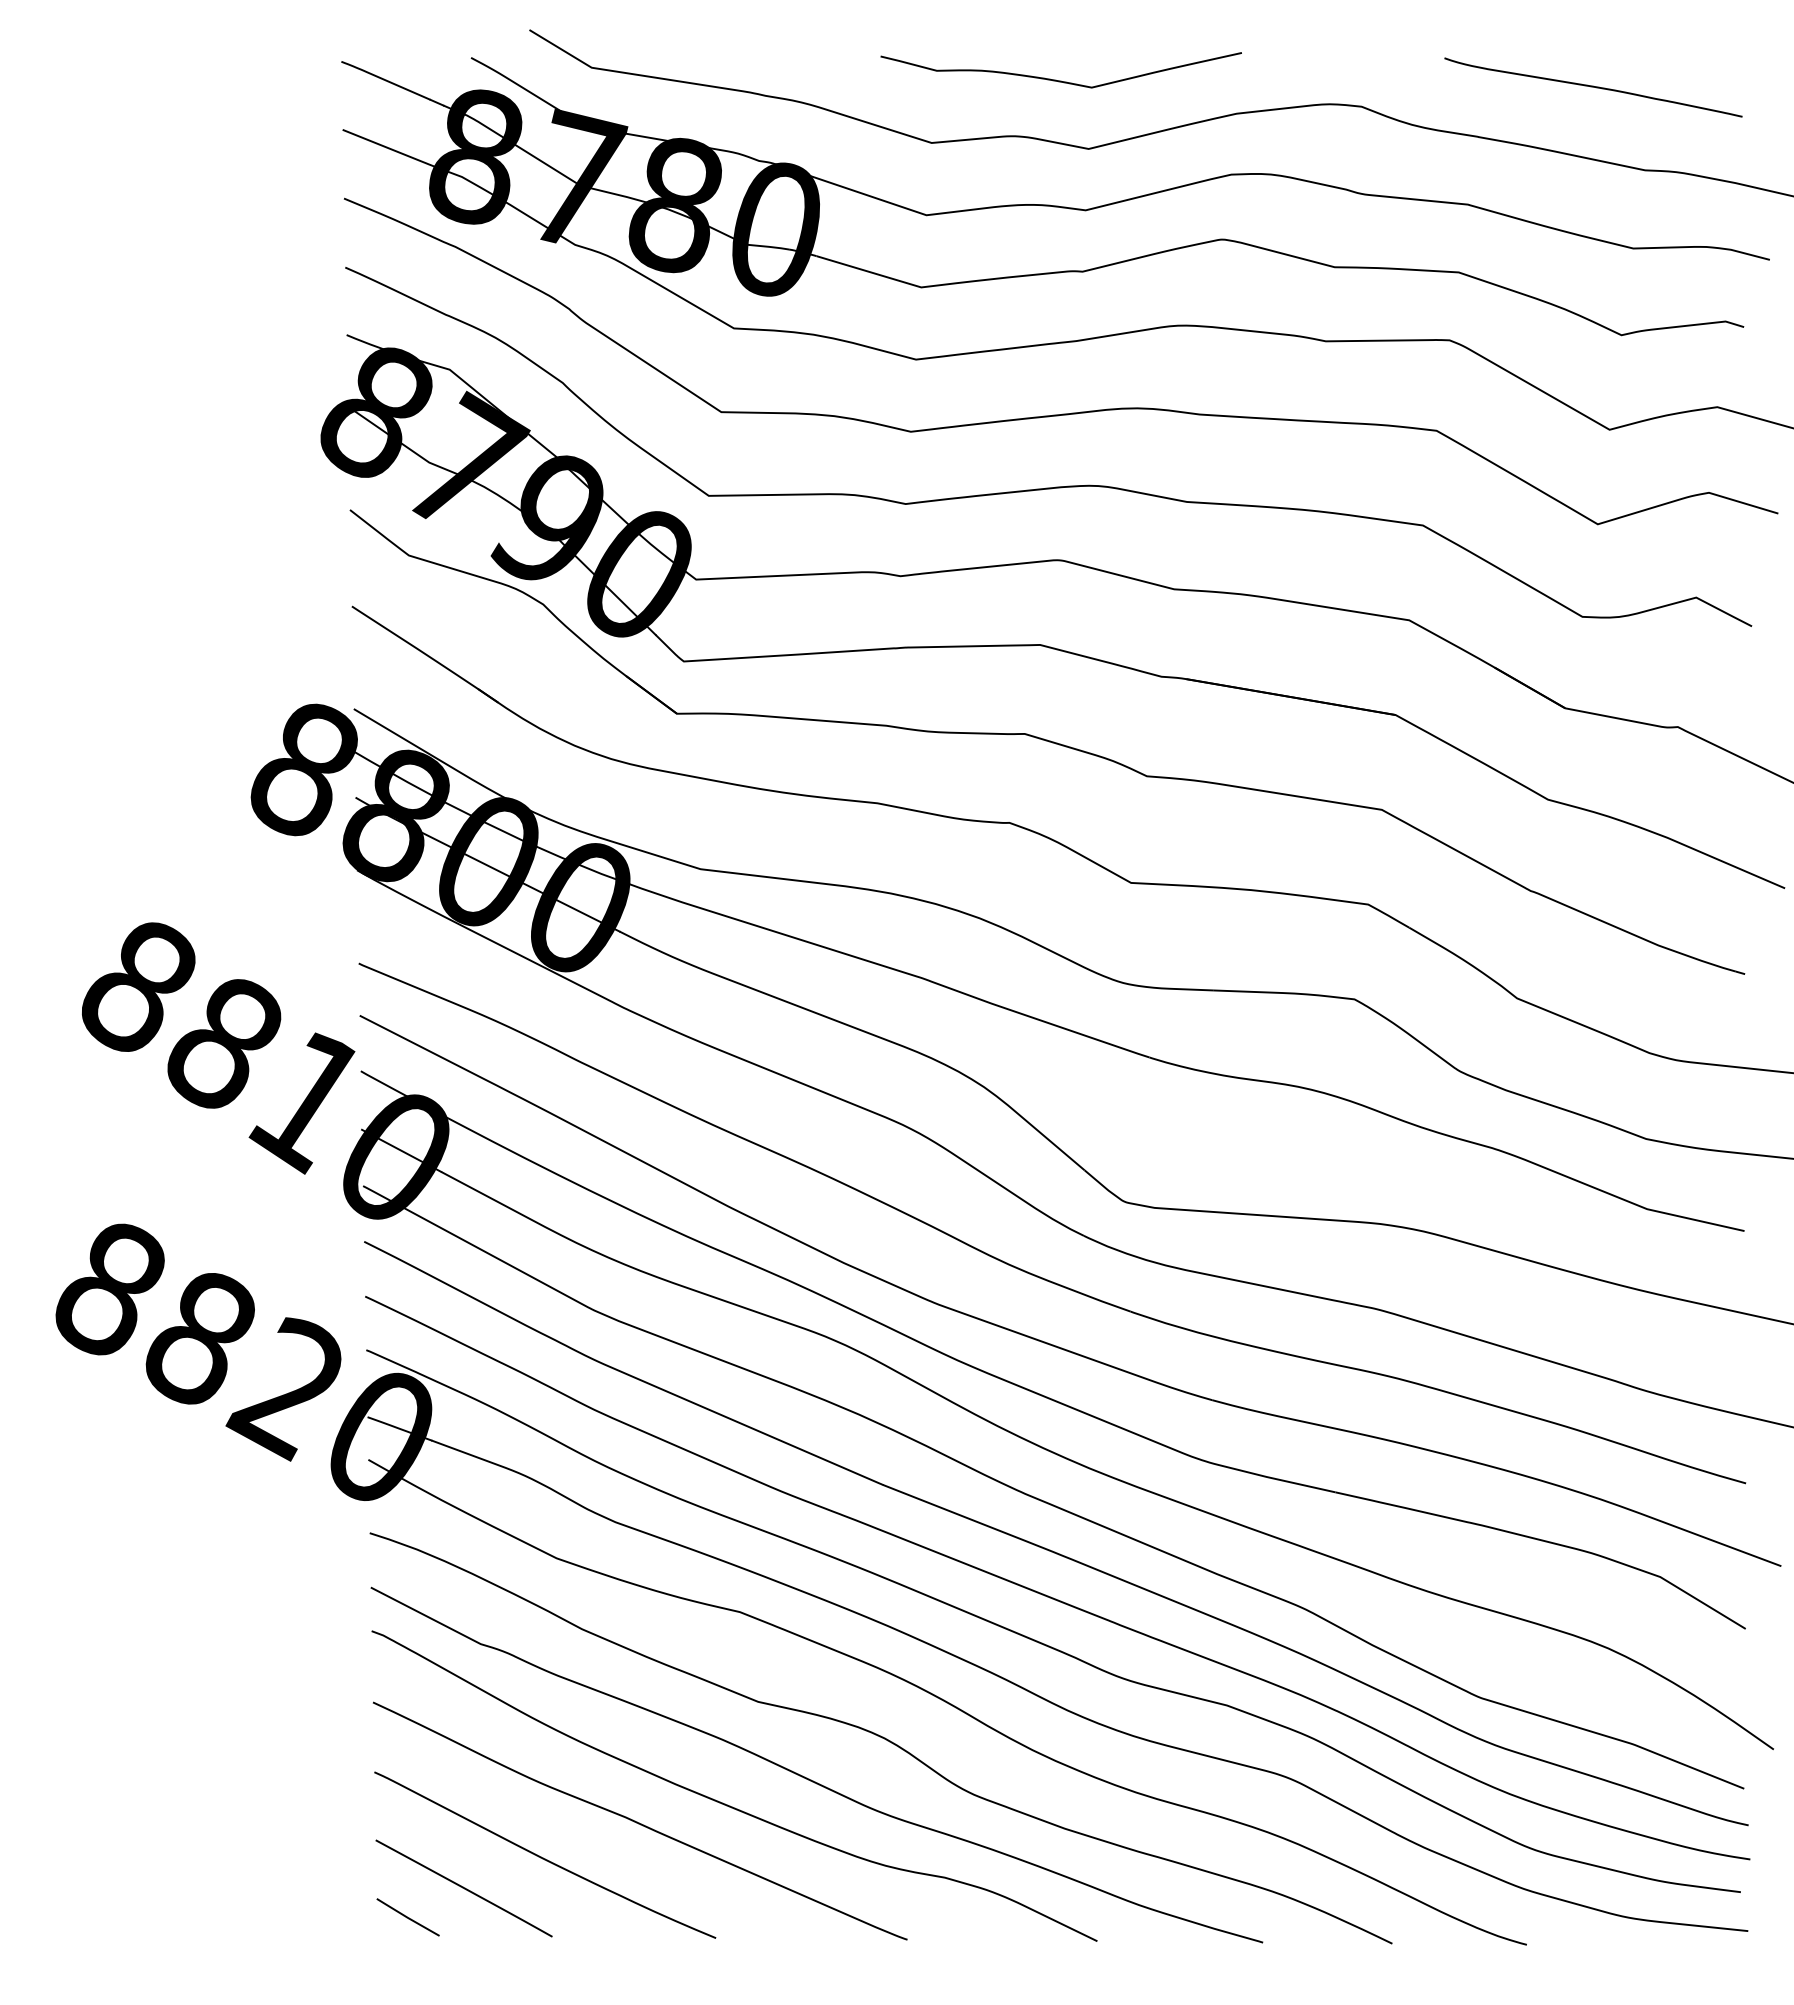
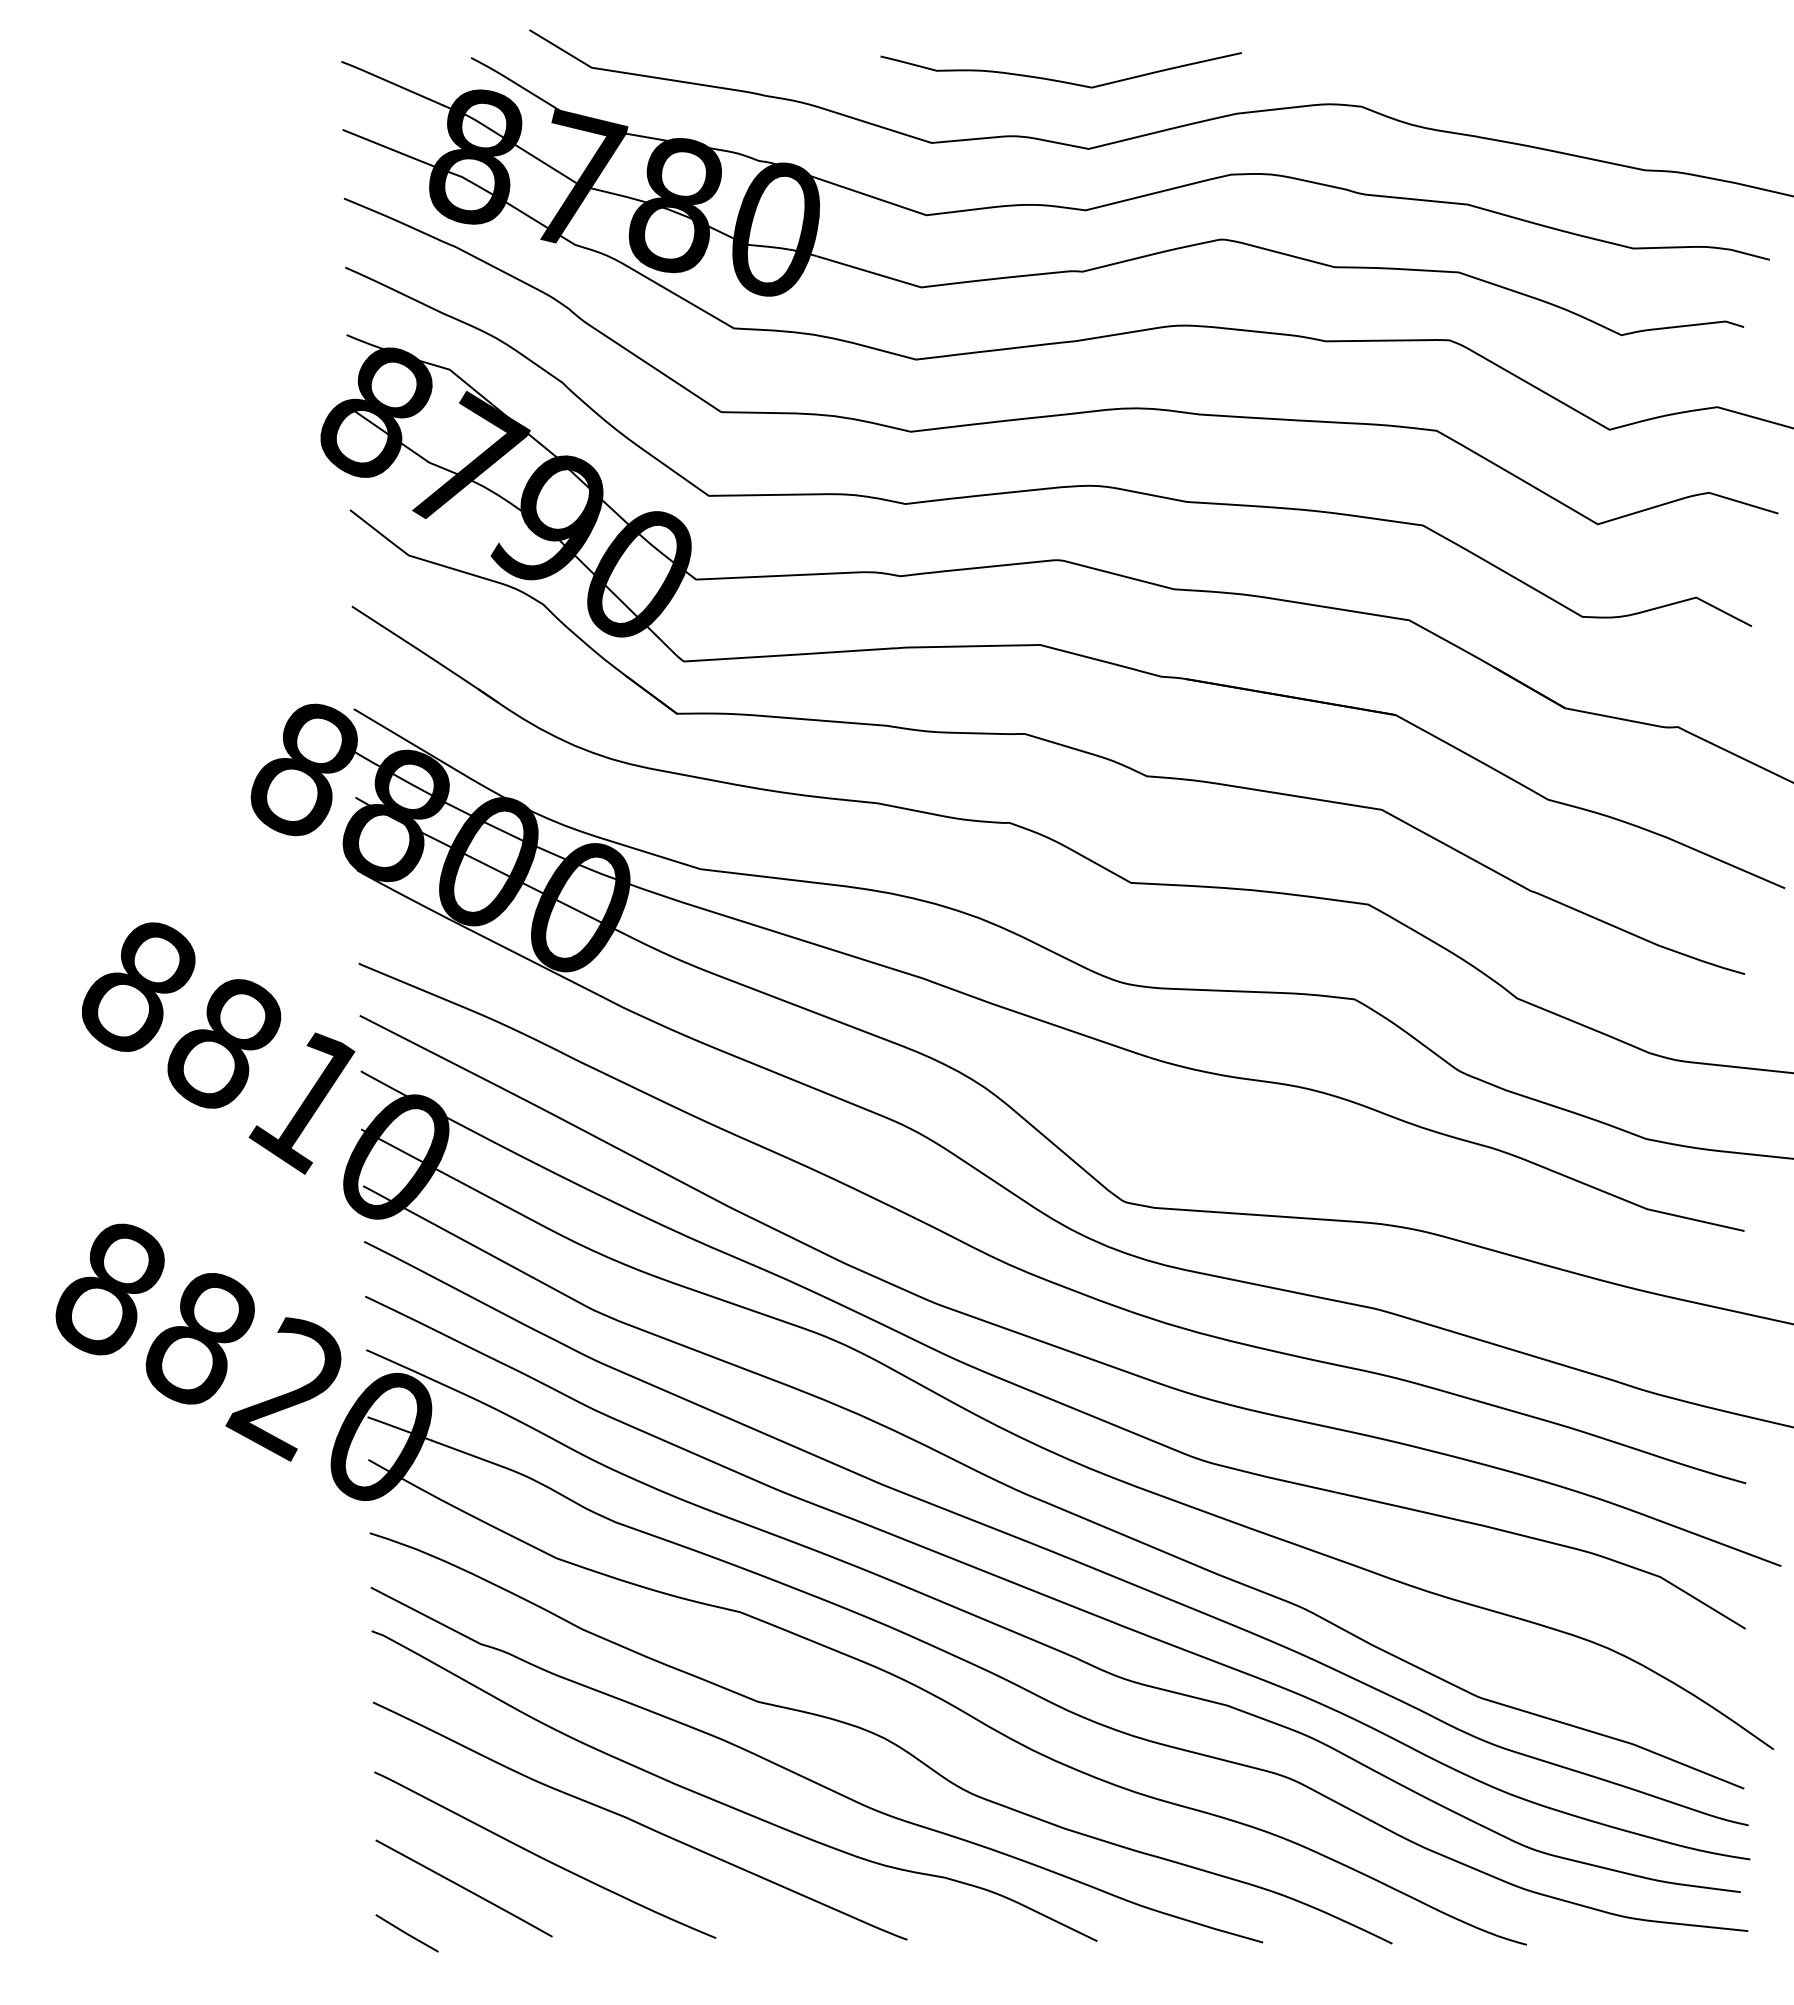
curve: present -> none (1593, 87)
line position: (407, 1917) -> (406, 1933) (406, 1933)
